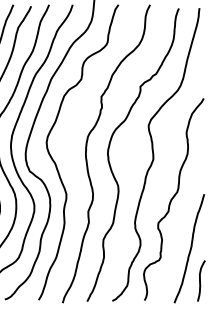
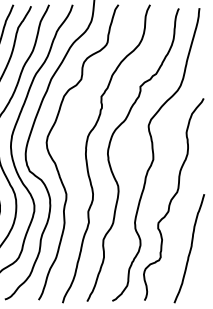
curve: present -> none (200, 280)
